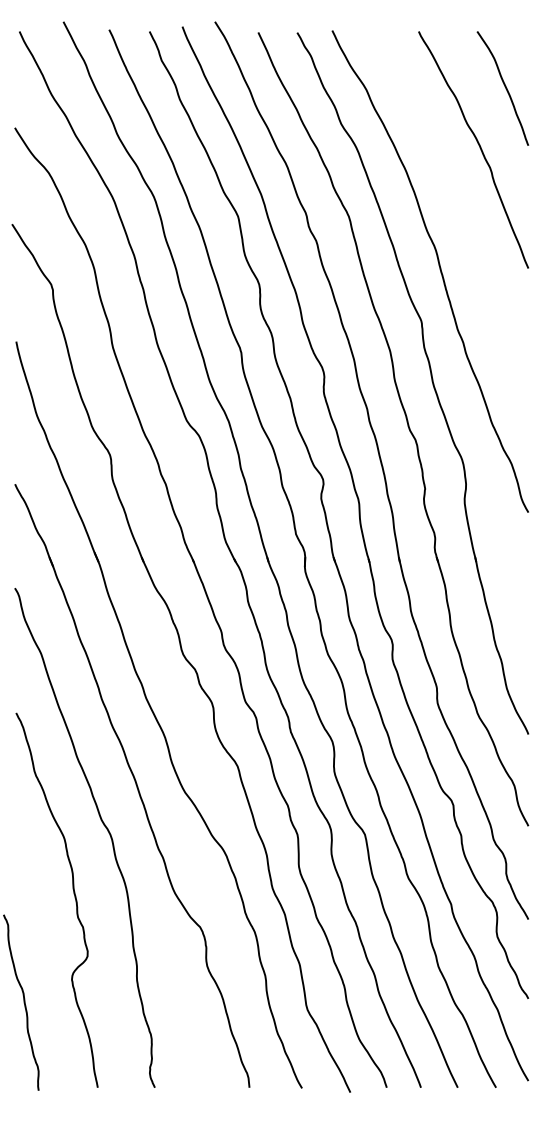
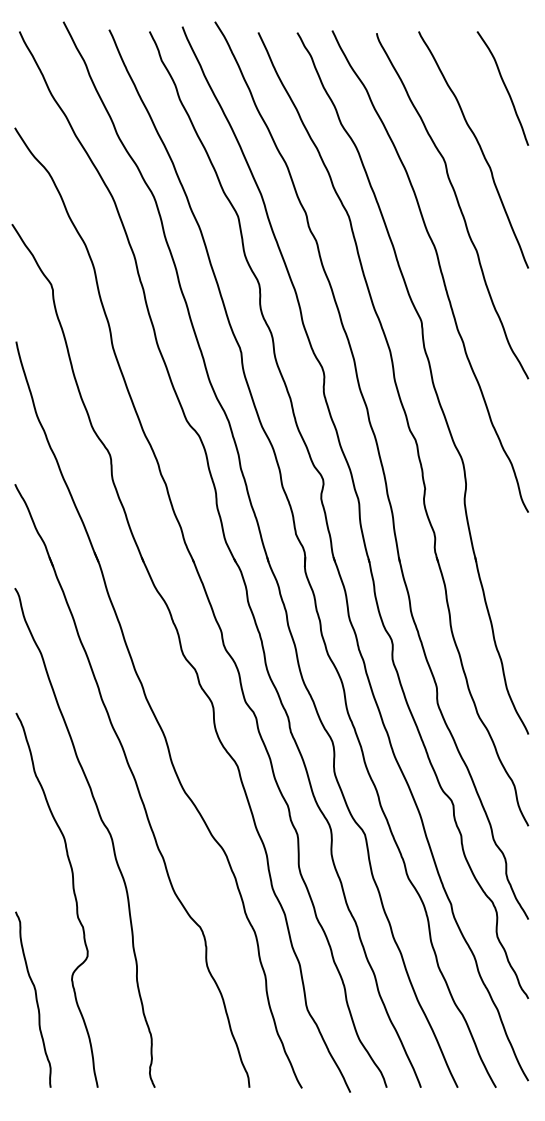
curve: none -> present (457, 204)
curve position: (23, 1002) -> (35, 999) (35, 999)
